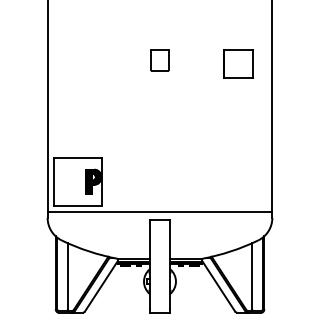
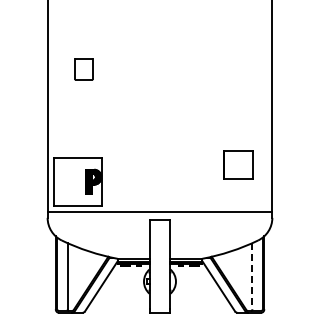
part position: (159, 60) -> (83, 69) (83, 69)
part position: (238, 63) -> (238, 164) (238, 164)
line: solid -> dashed (252, 276)
